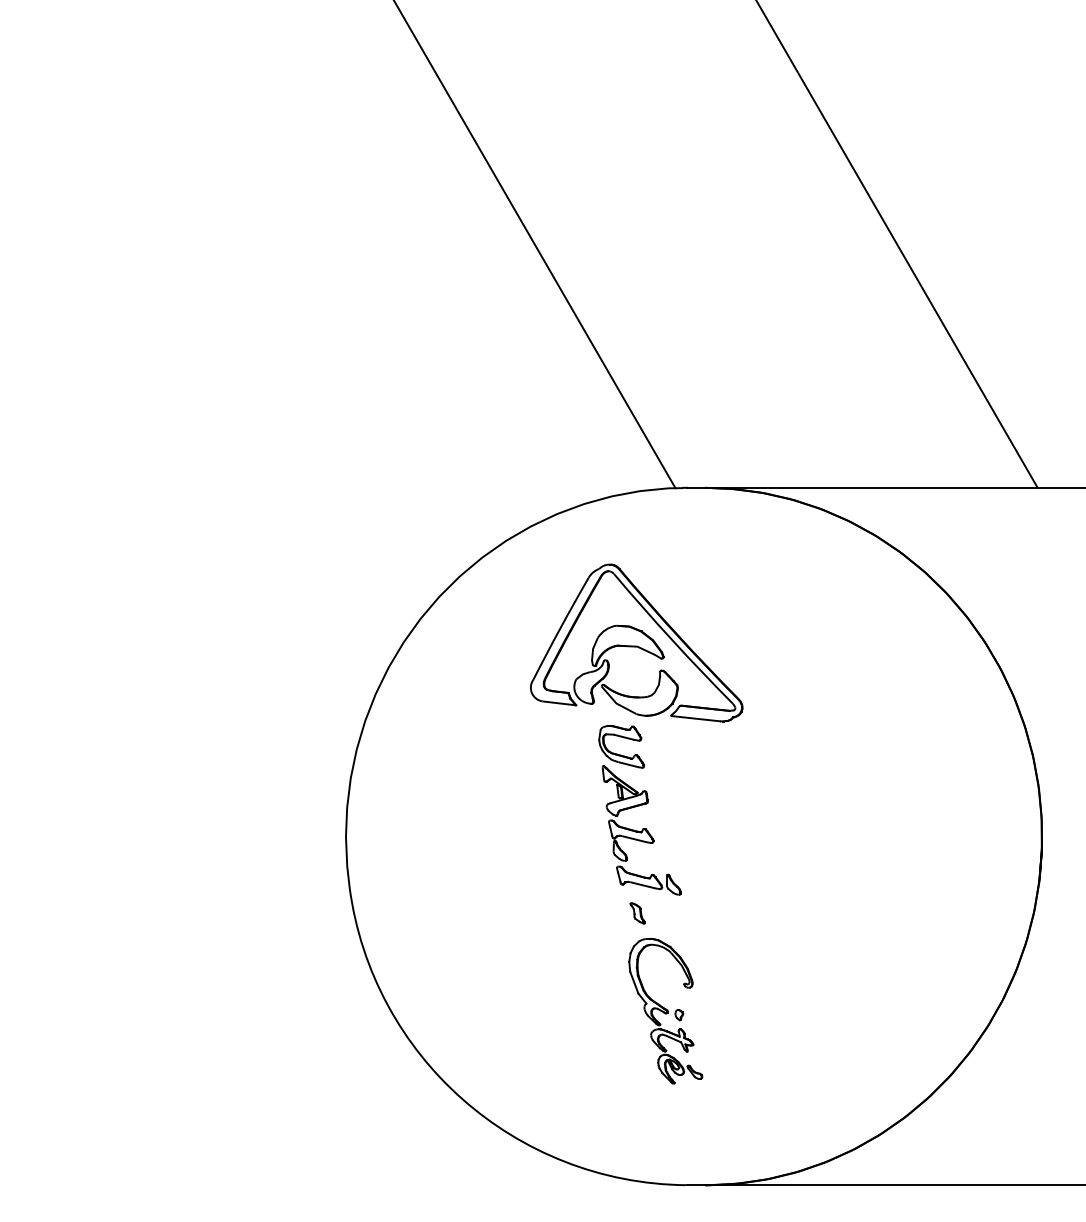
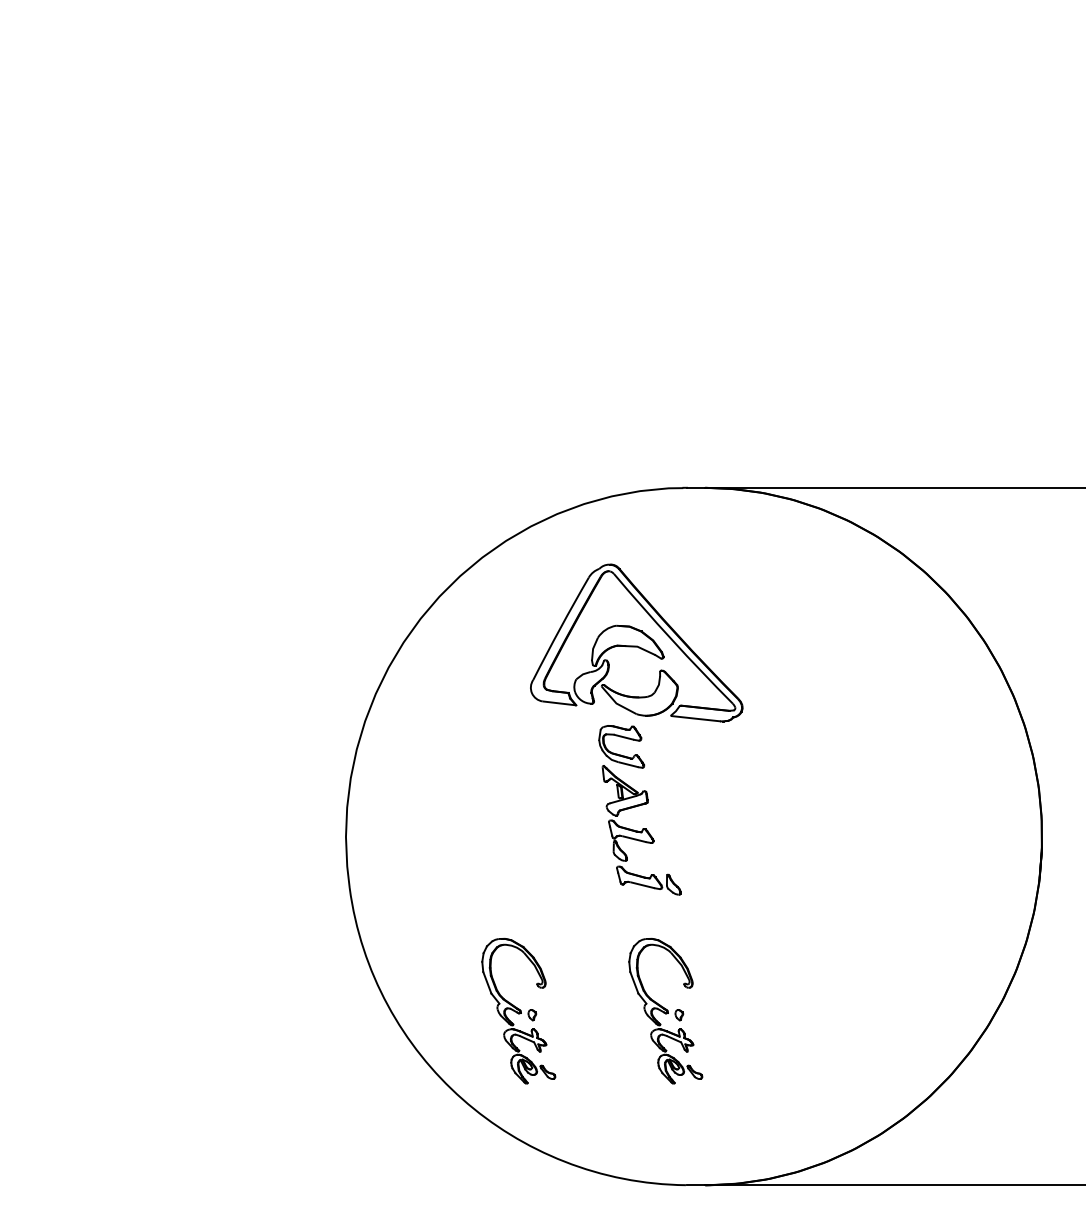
line: present -> none (897, 244)
line: present -> none (535, 245)
part: present -> none (637, 913)
part: none -> present (518, 1011)
